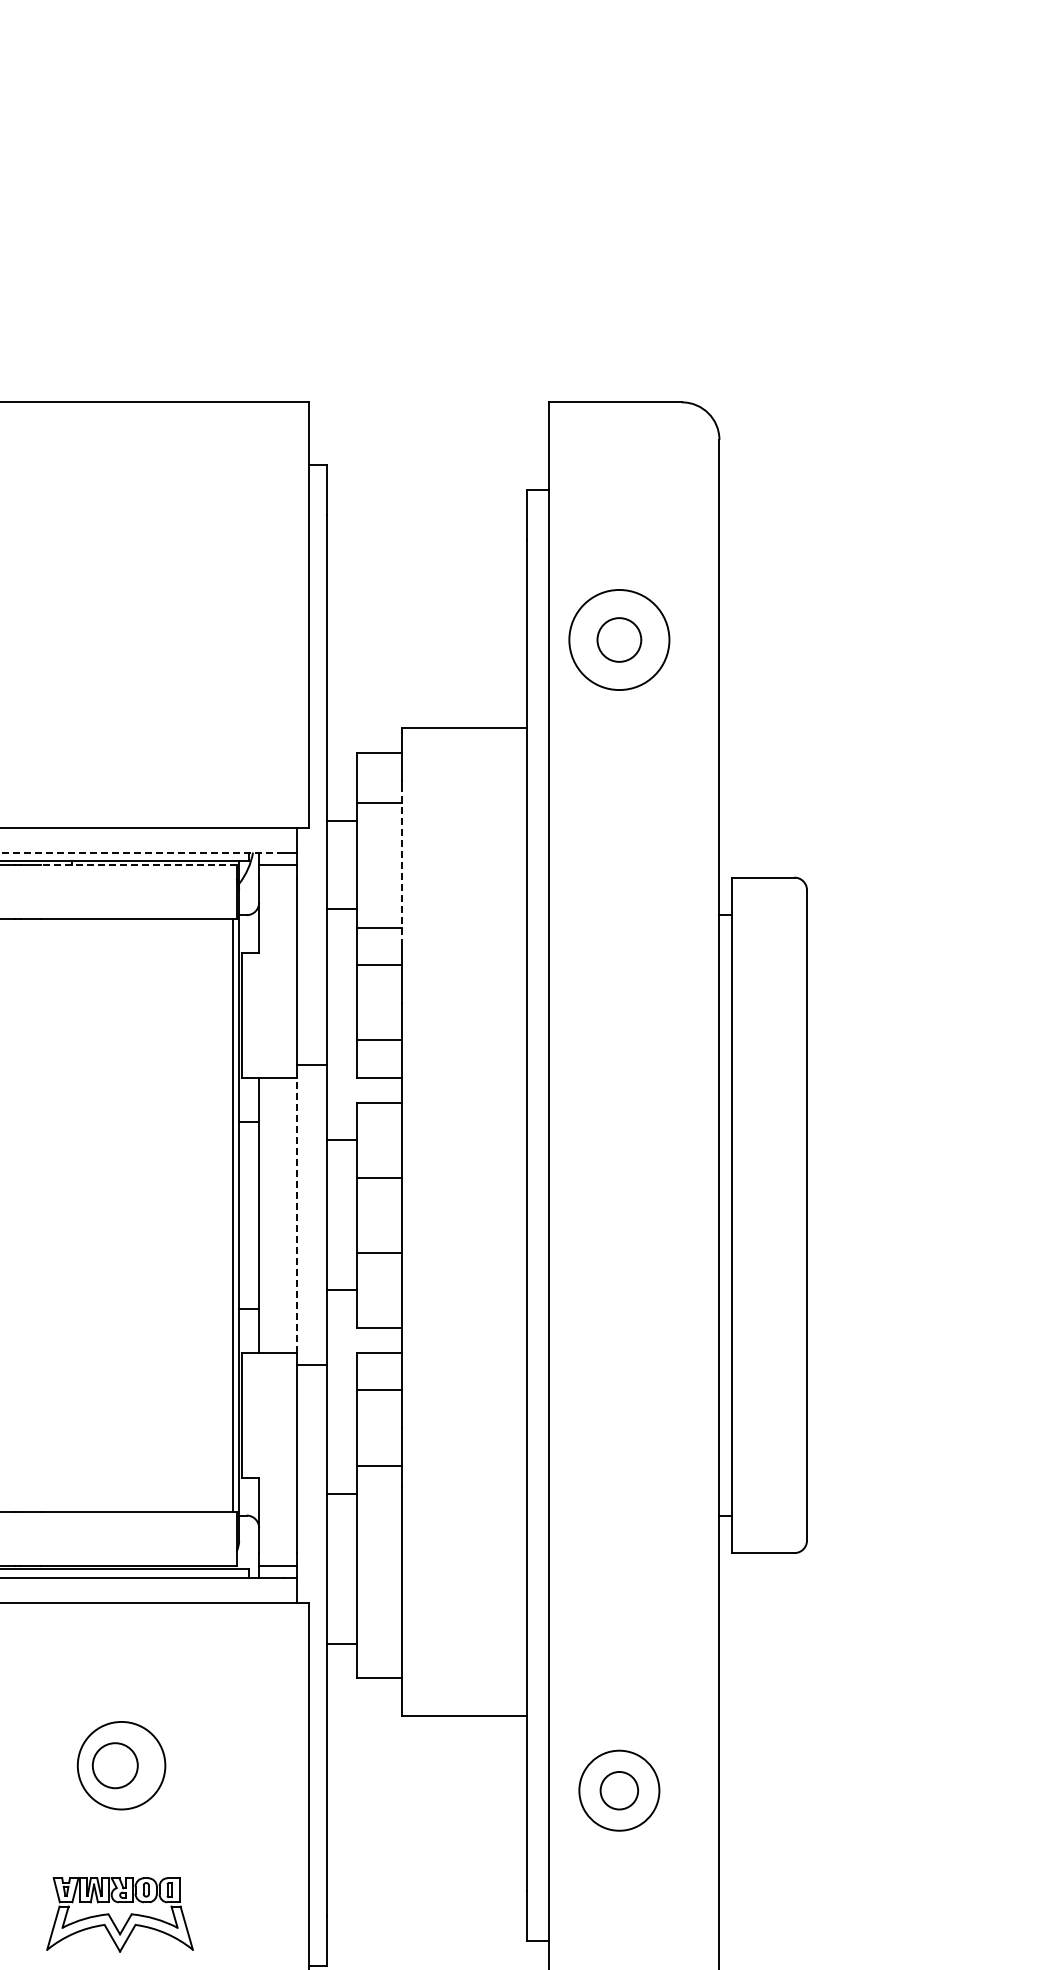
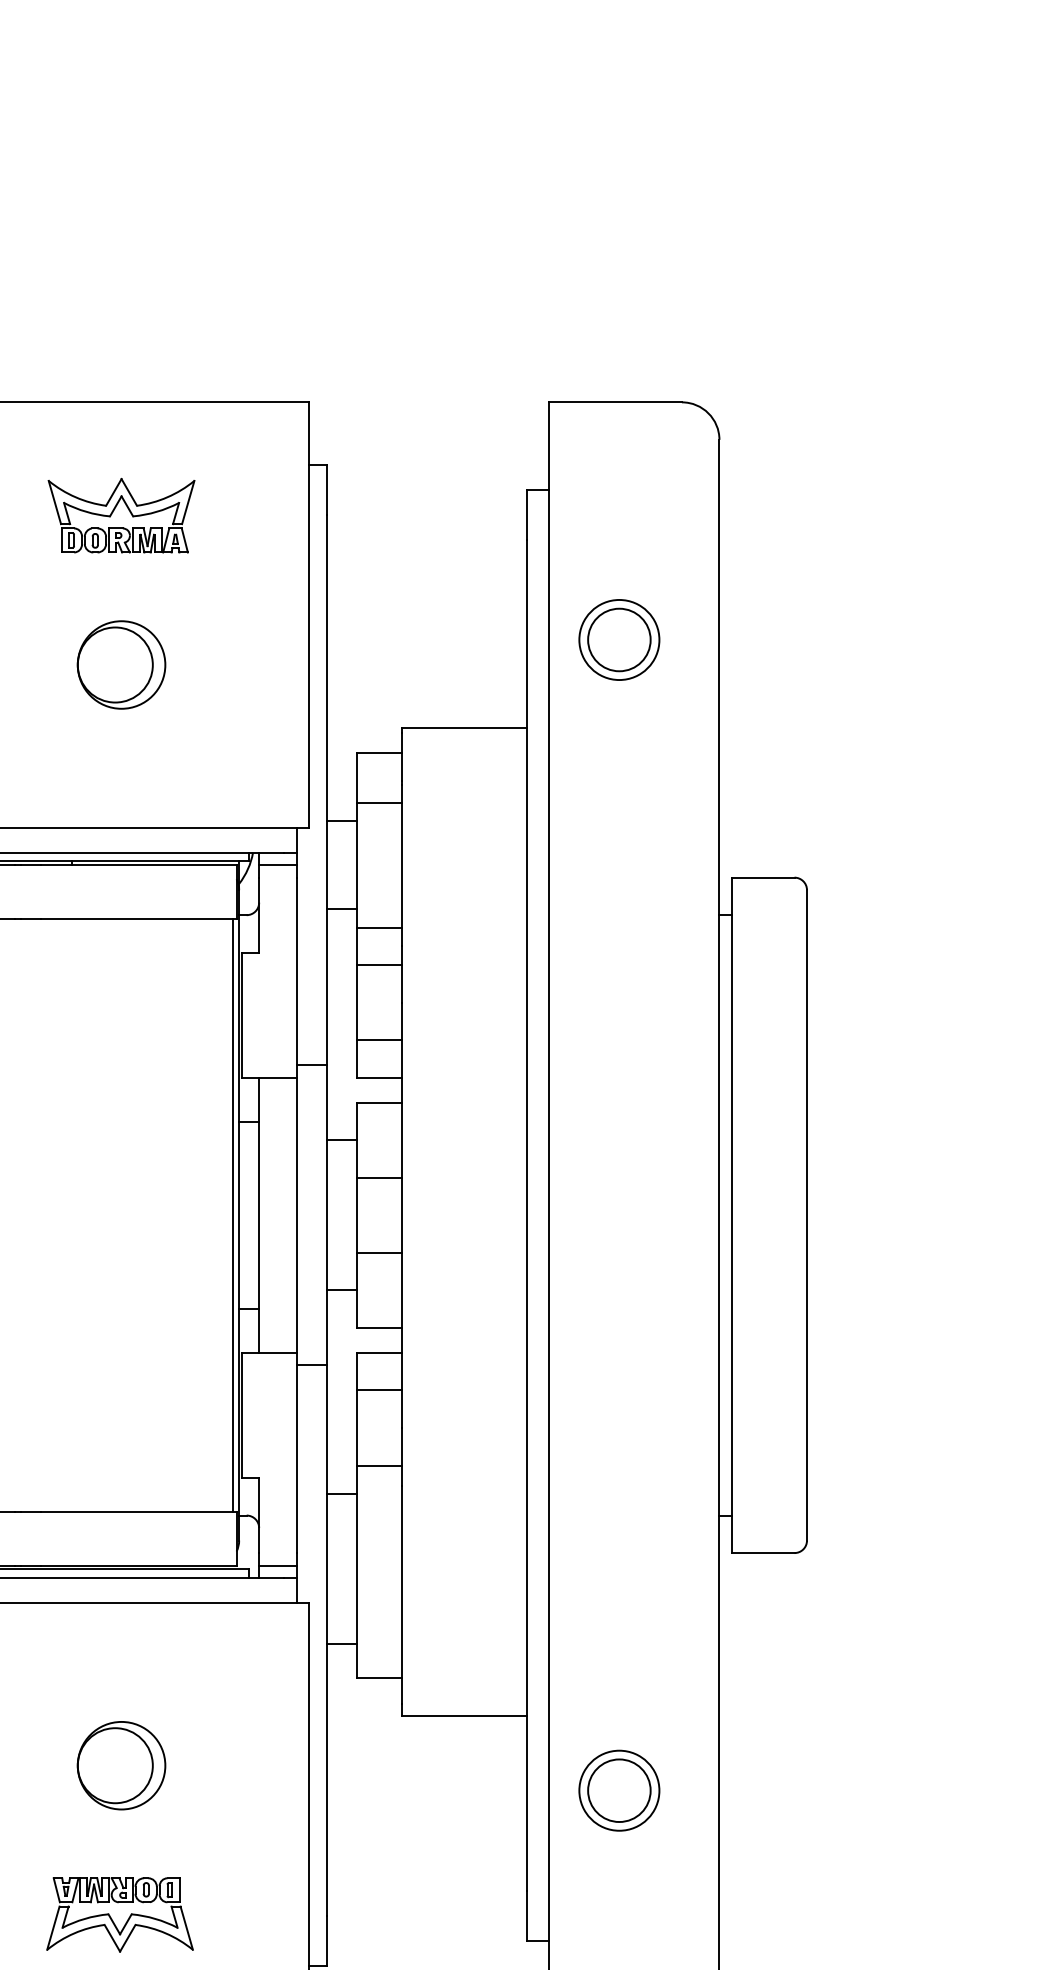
part: none -> present (115, 509)
circle diameter: 100 px -> 80 px (619, 639)
circle diameter: 44 px -> 63 px (619, 639)
part: none -> present (121, 664)
line: dashed -> solid (142, 852)
line: dashed -> solid (138, 865)
line: dashed -> solid (401, 866)
line: dashed -> solid (296, 1215)
circle diameter: 45 px -> 75 px (114, 1765)
circle diameter: 38 px -> 63 px (619, 1790)
